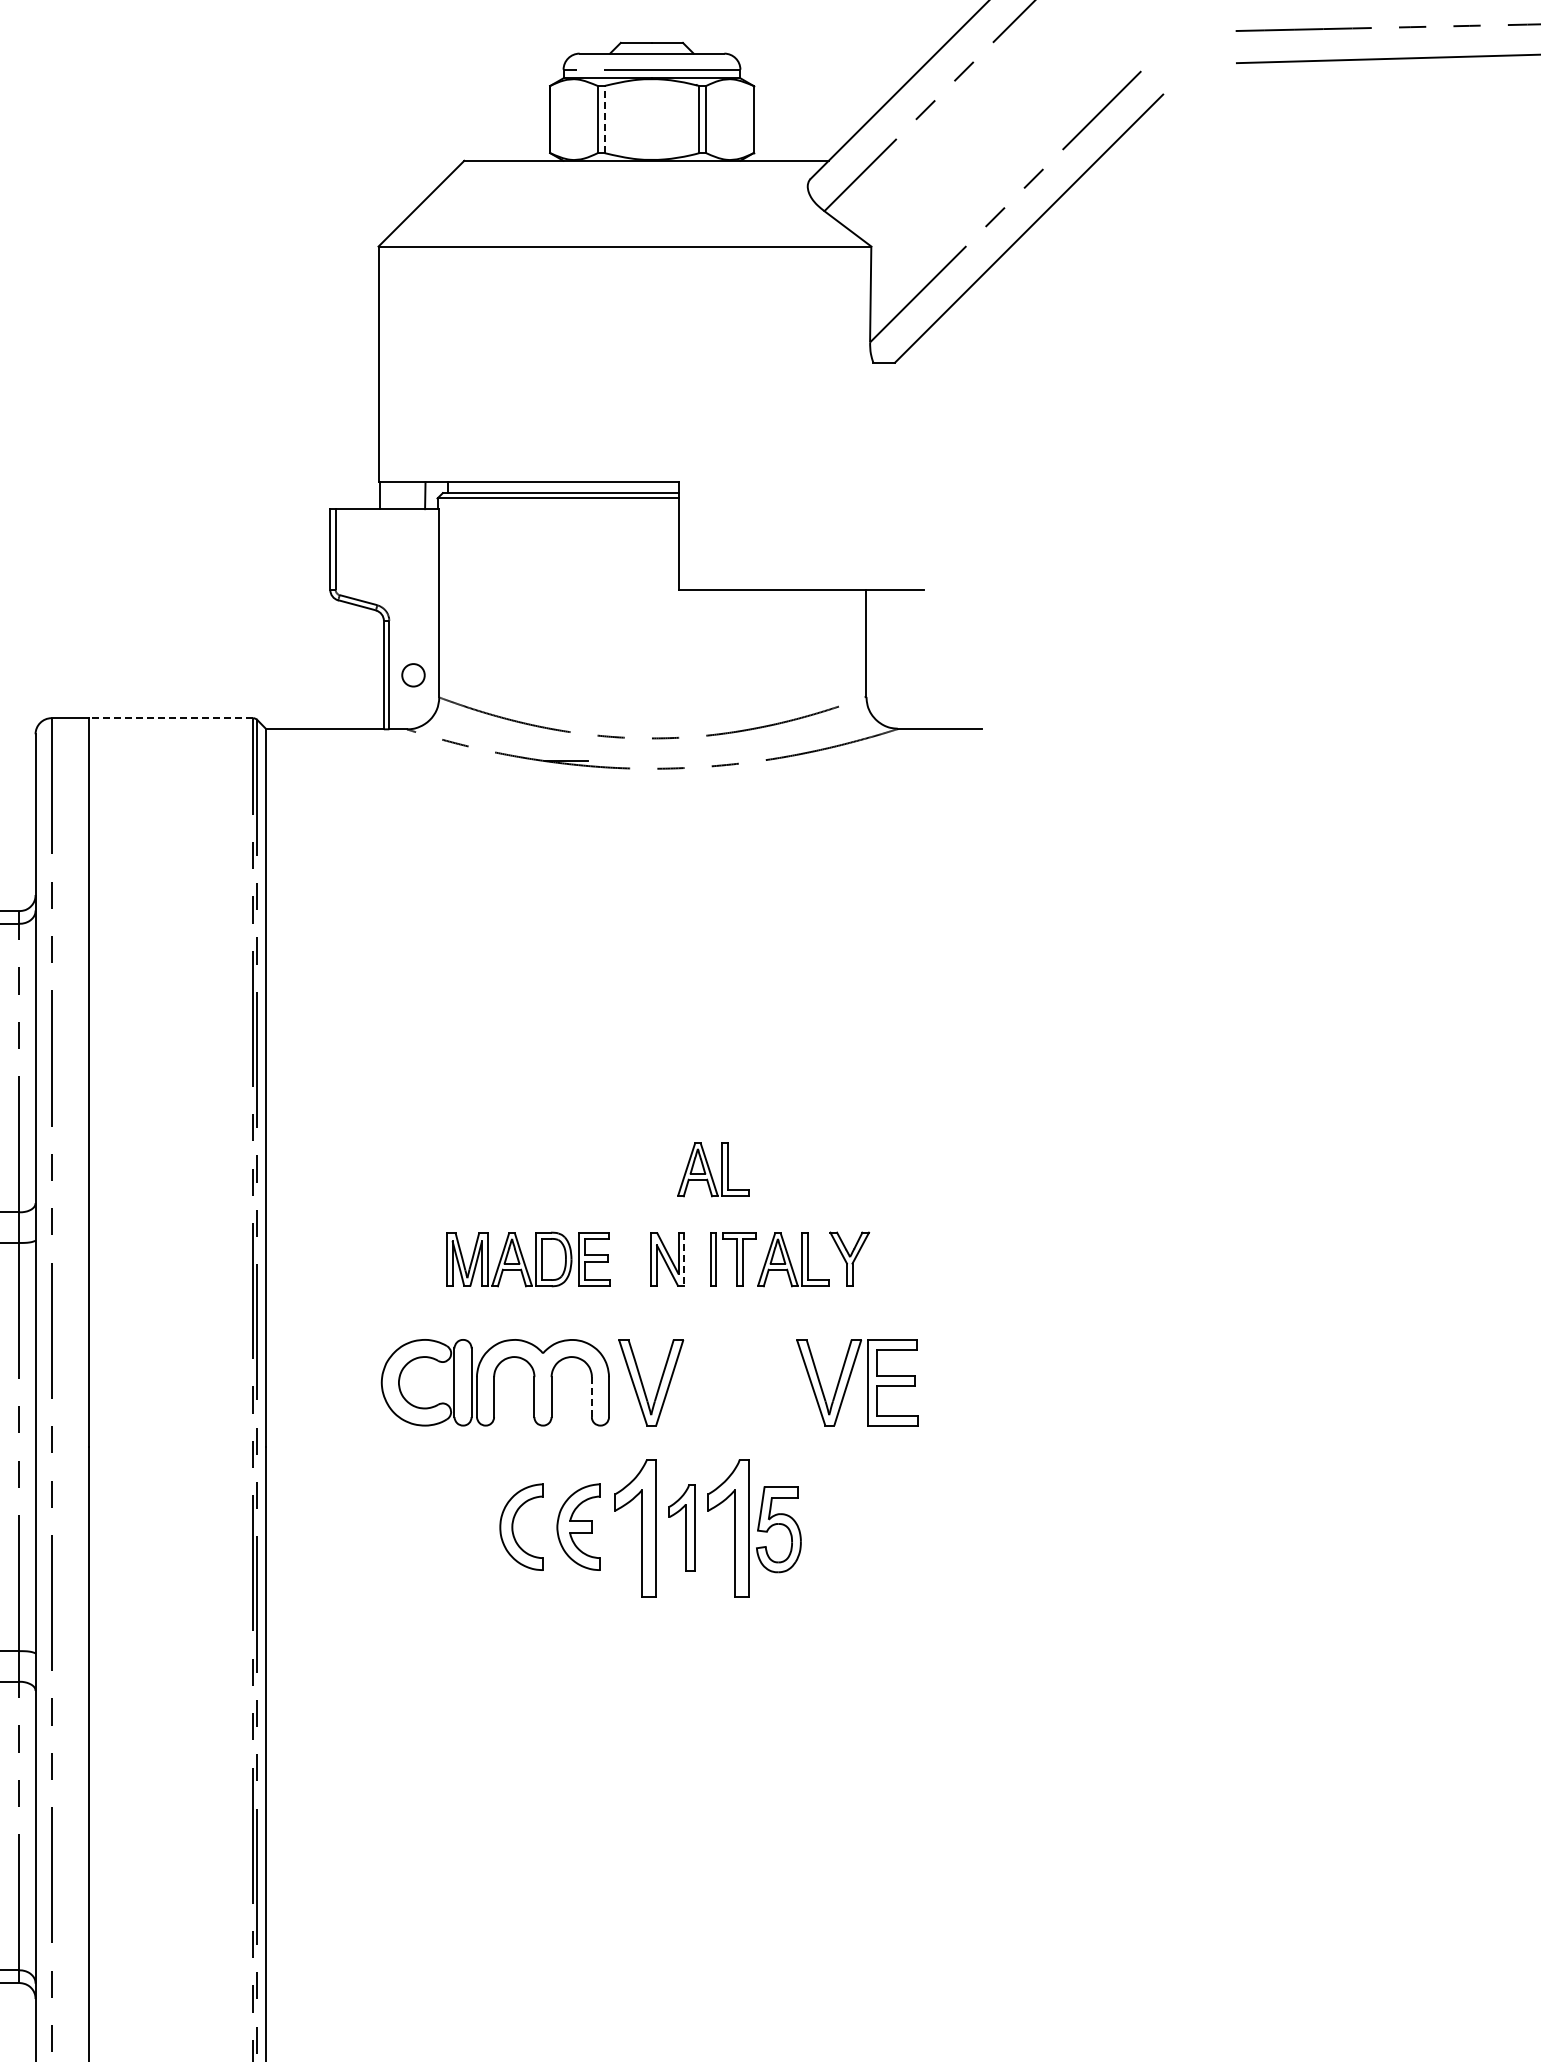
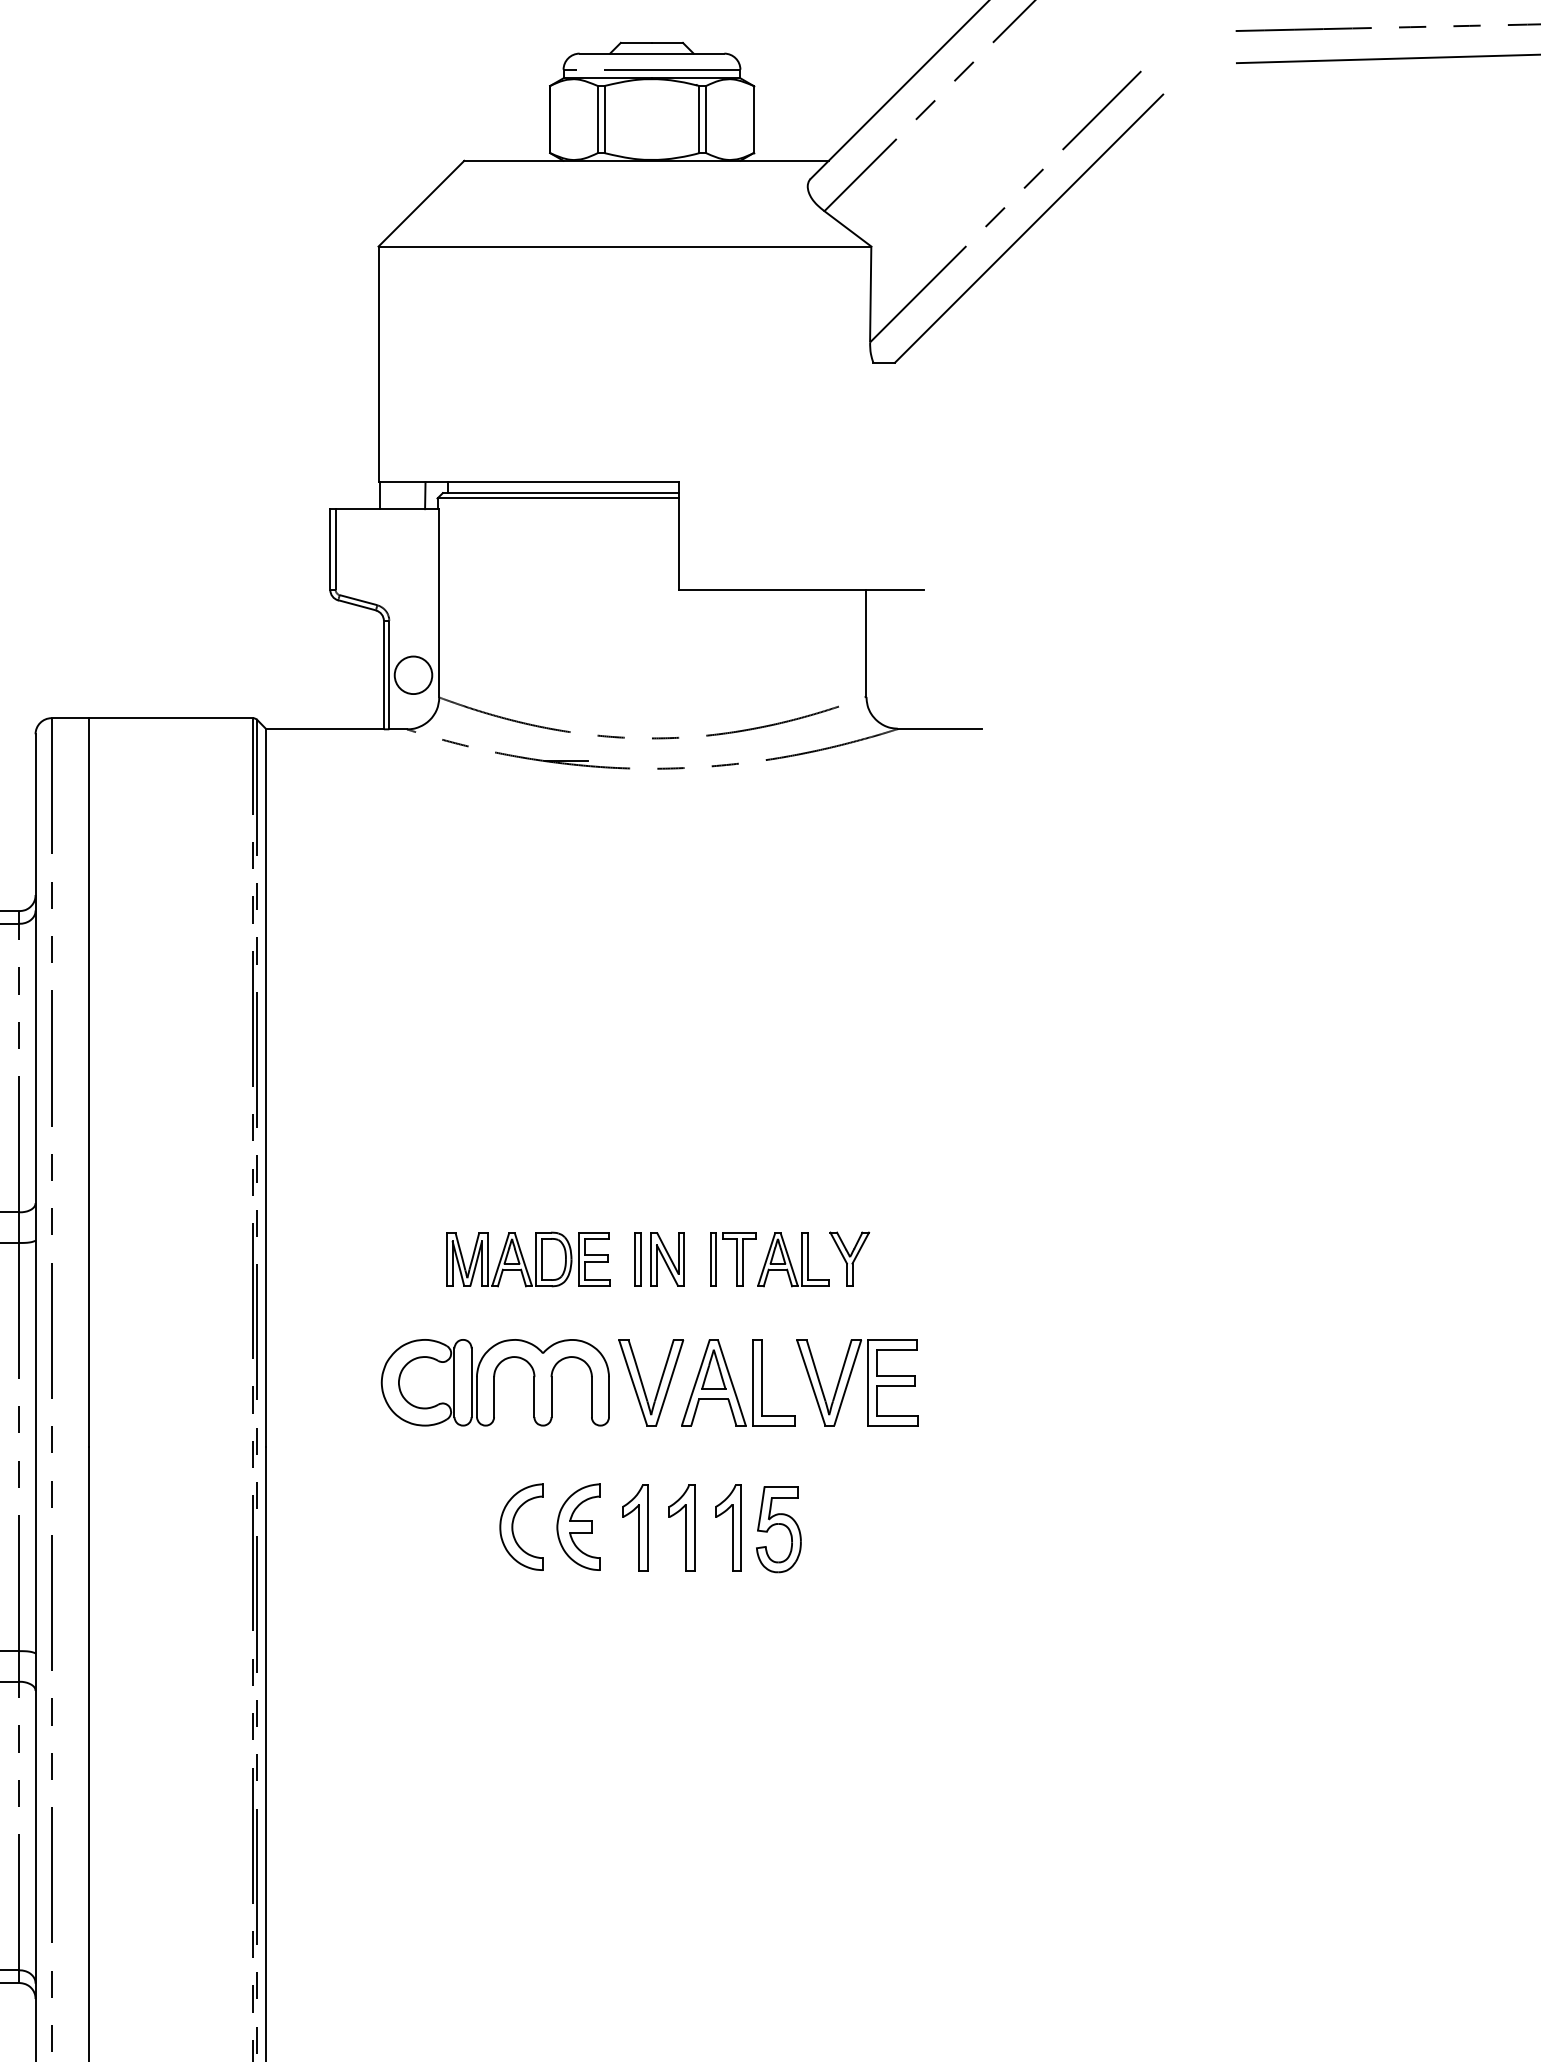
line: dashed -> solid (604, 119)
circle diameter: 23 px -> 38 px (413, 675)
line: dashed -> solid (171, 718)
part: present -> none (713, 1169)
part: none -> present (637, 1259)
line: dashed -> solid (684, 1259)
part: none -> present (738, 1382)
line: dashed -> solid (591, 1397)
part size: 43x139 px -> 27x88 px (635, 1527)
part size: 43x139 px -> 27x88 px (728, 1527)
